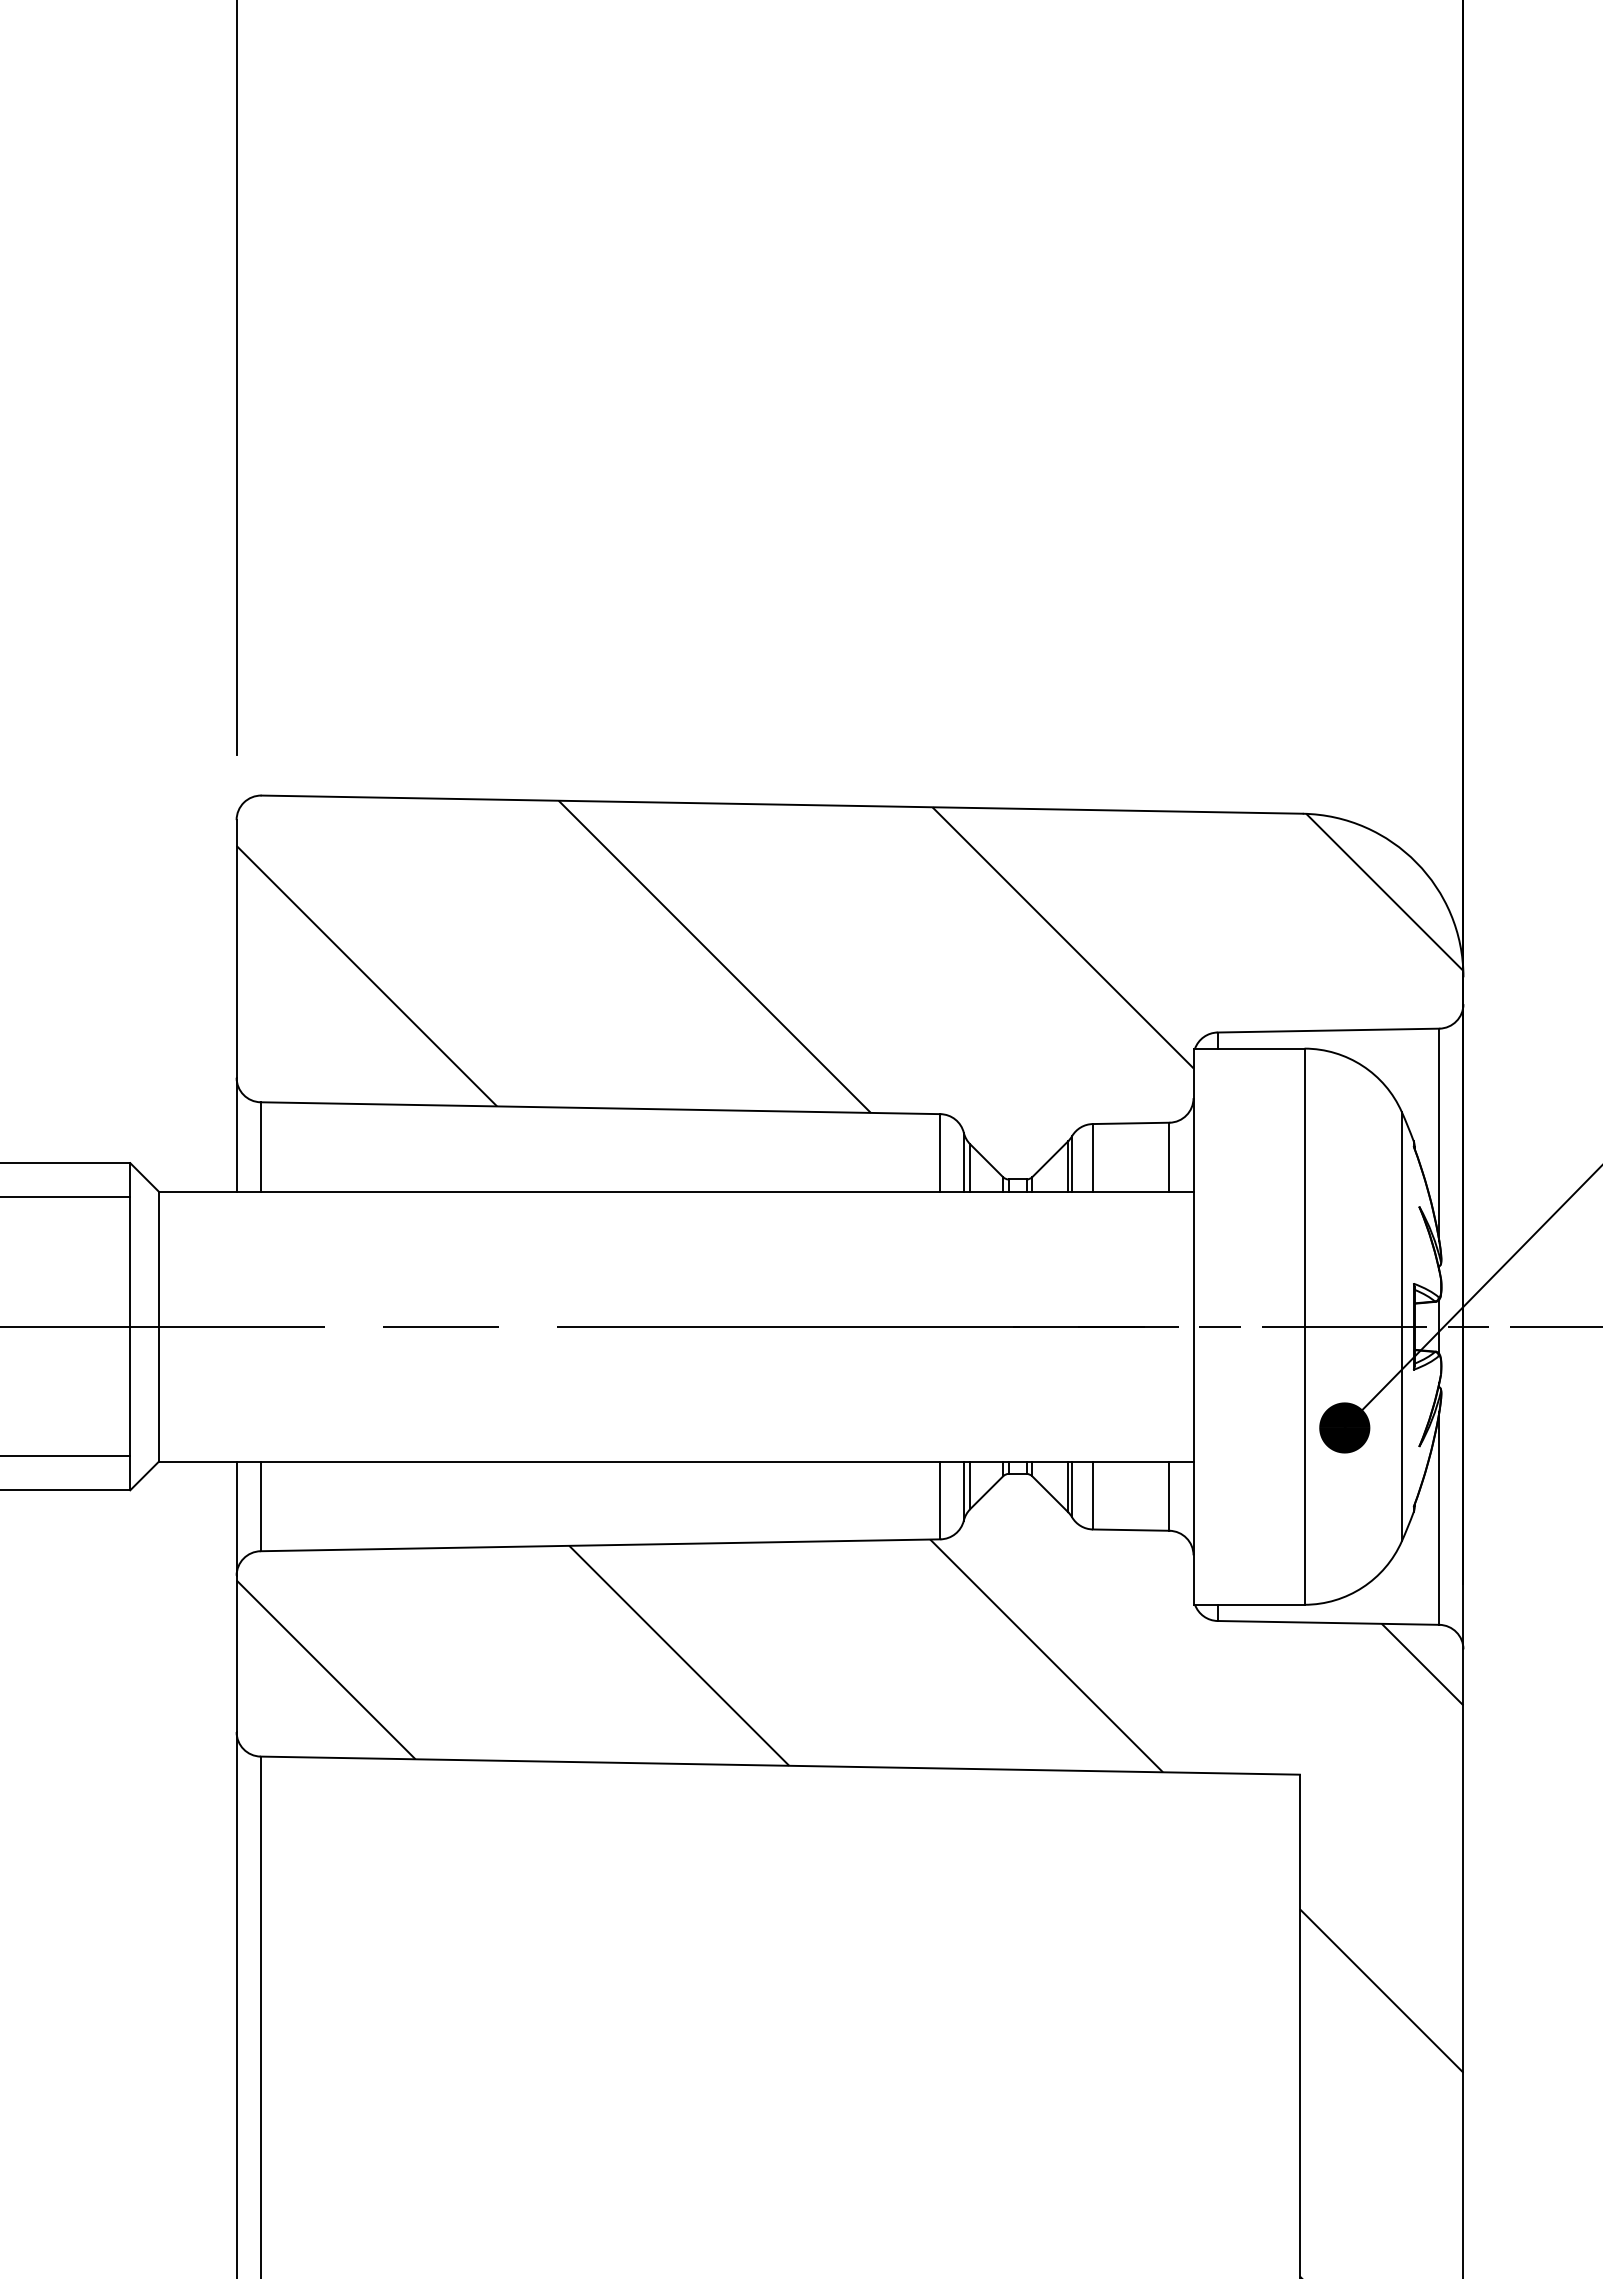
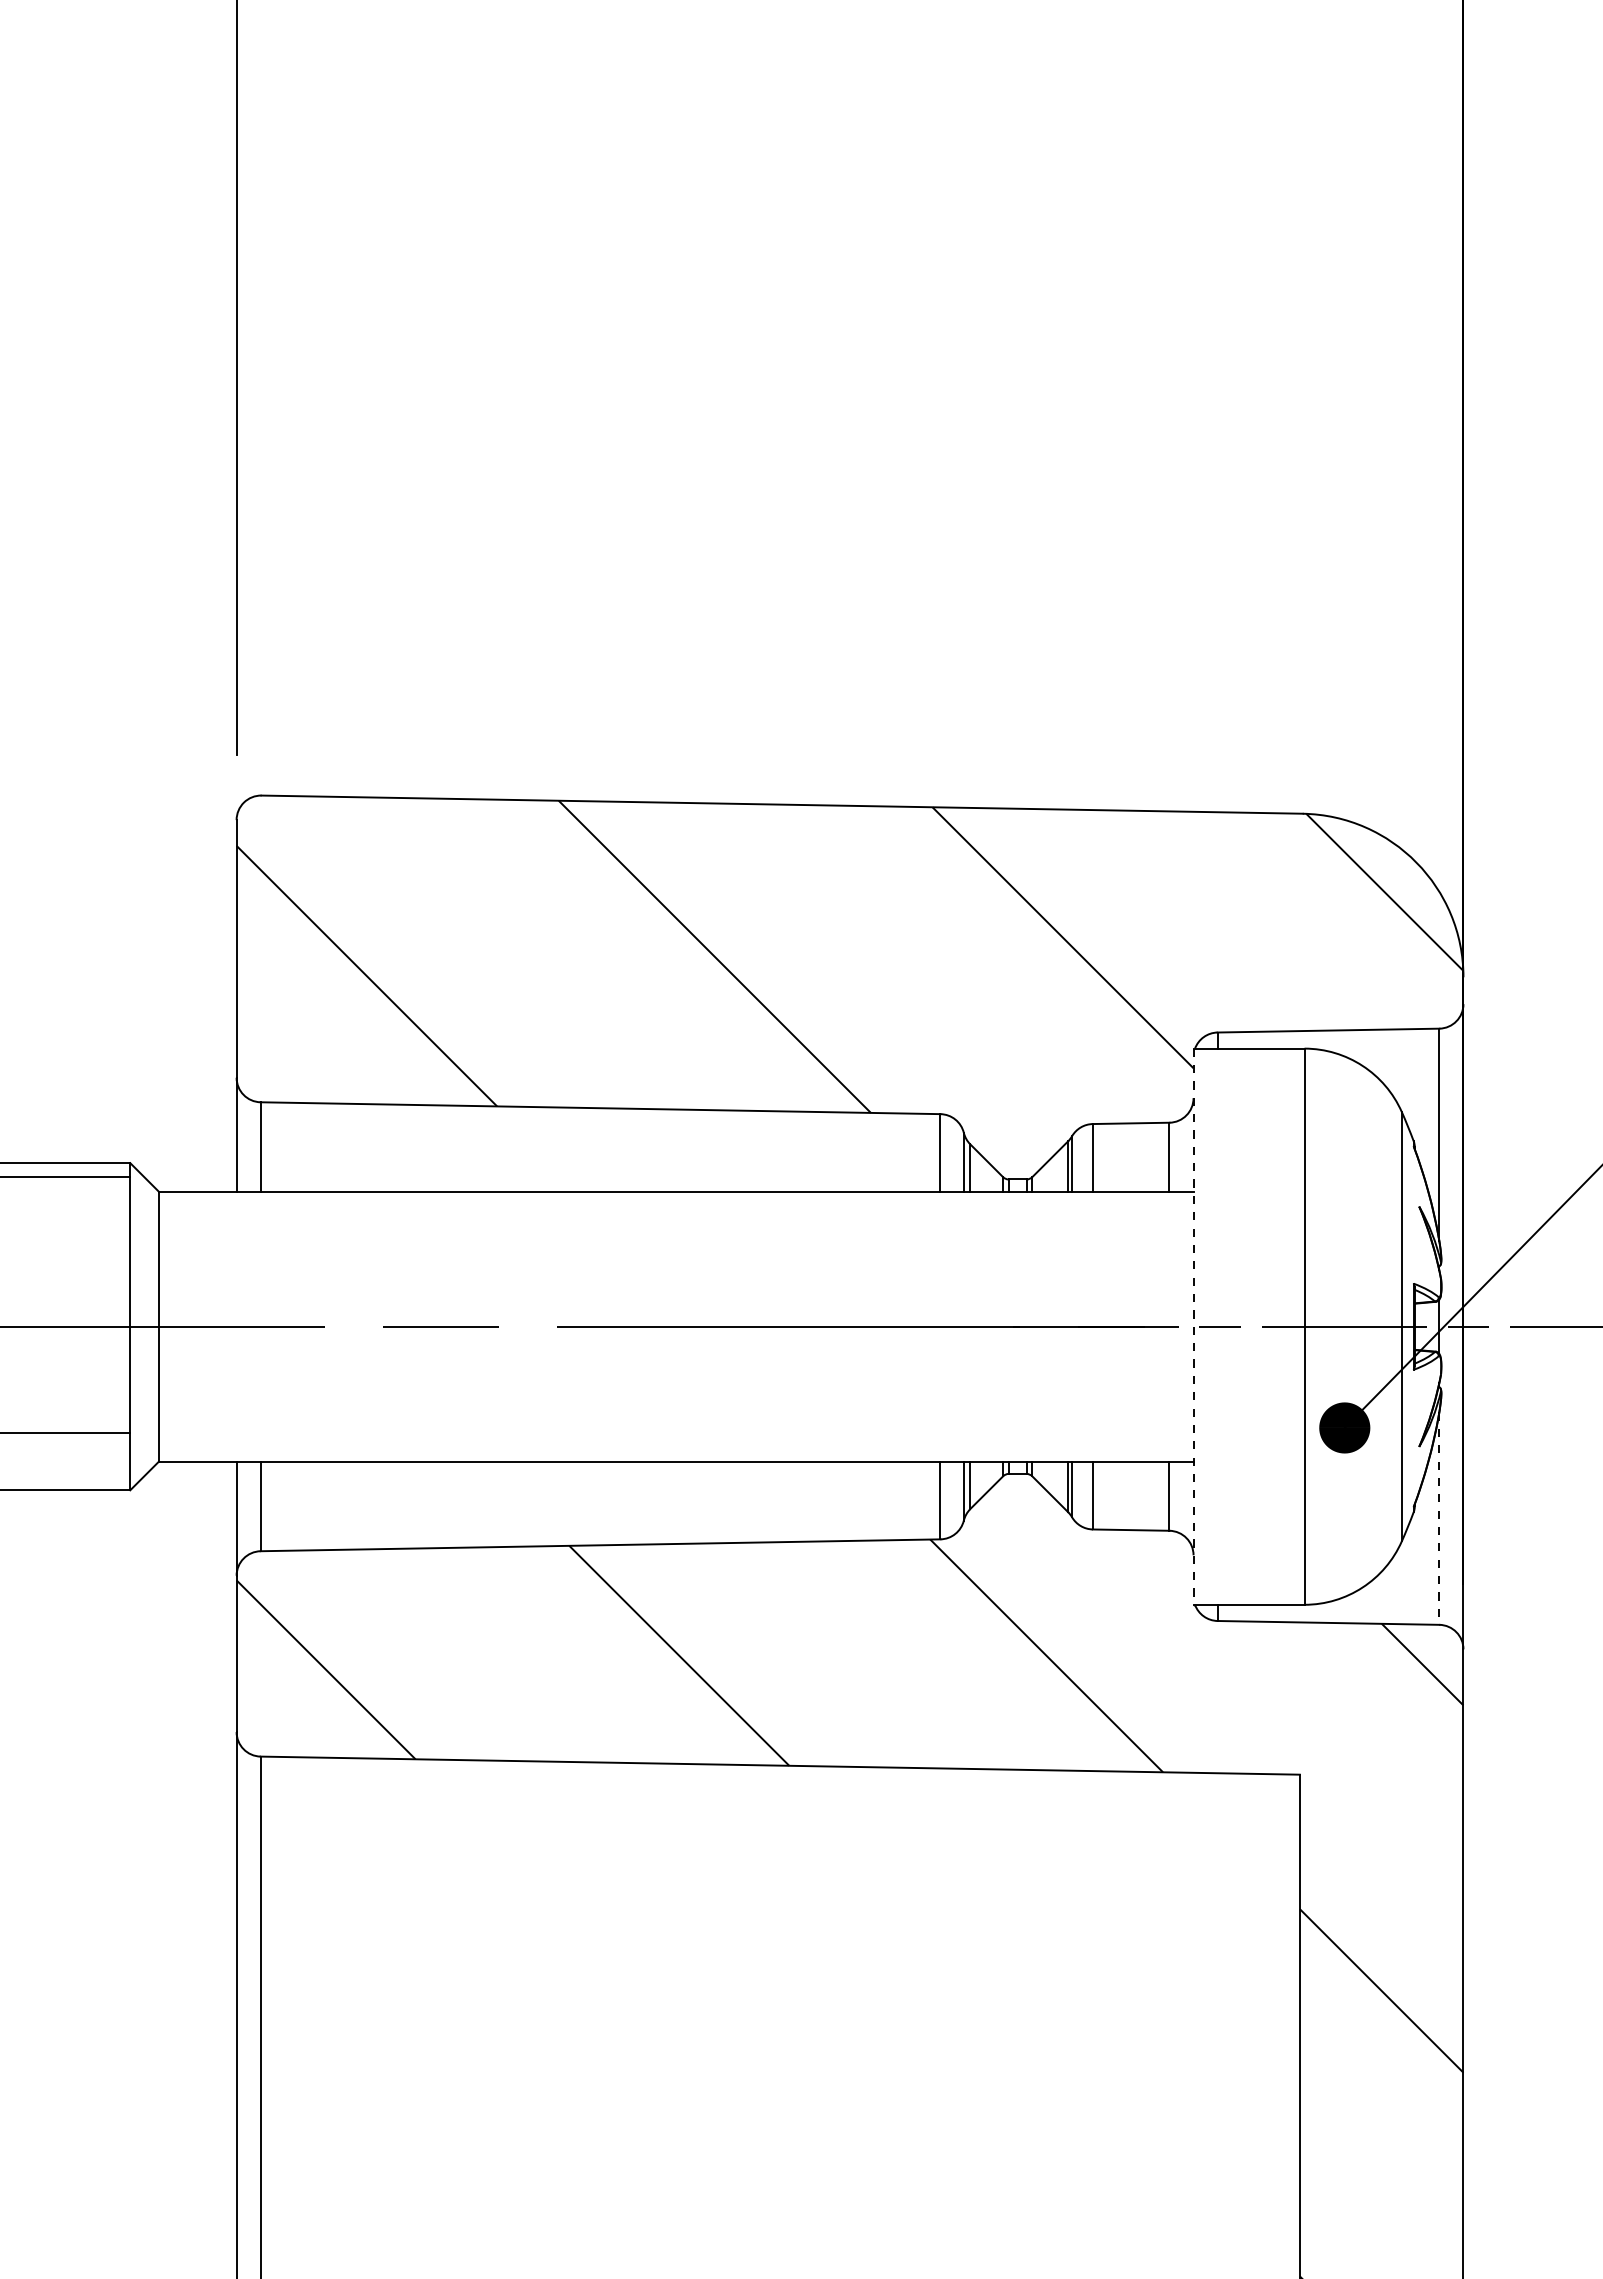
line position: (66, 1197) -> (66, 1177) (66, 1177)
line: solid -> dashed (1193, 1327)
line position: (66, 1456) -> (66, 1433) (66, 1433)
line: solid -> dashed (1439, 1519)
